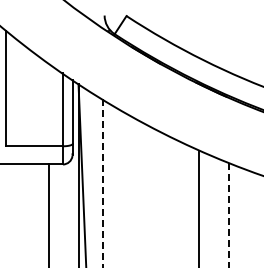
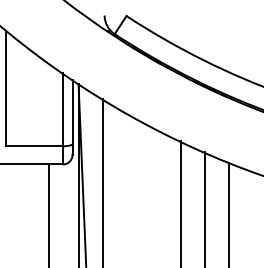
line: dashed -> solid (102, 183)
line: none -> present (180, 202)
line position: (198, 208) -> (204, 208) (204, 208)
line: dashed -> solid (228, 215)
